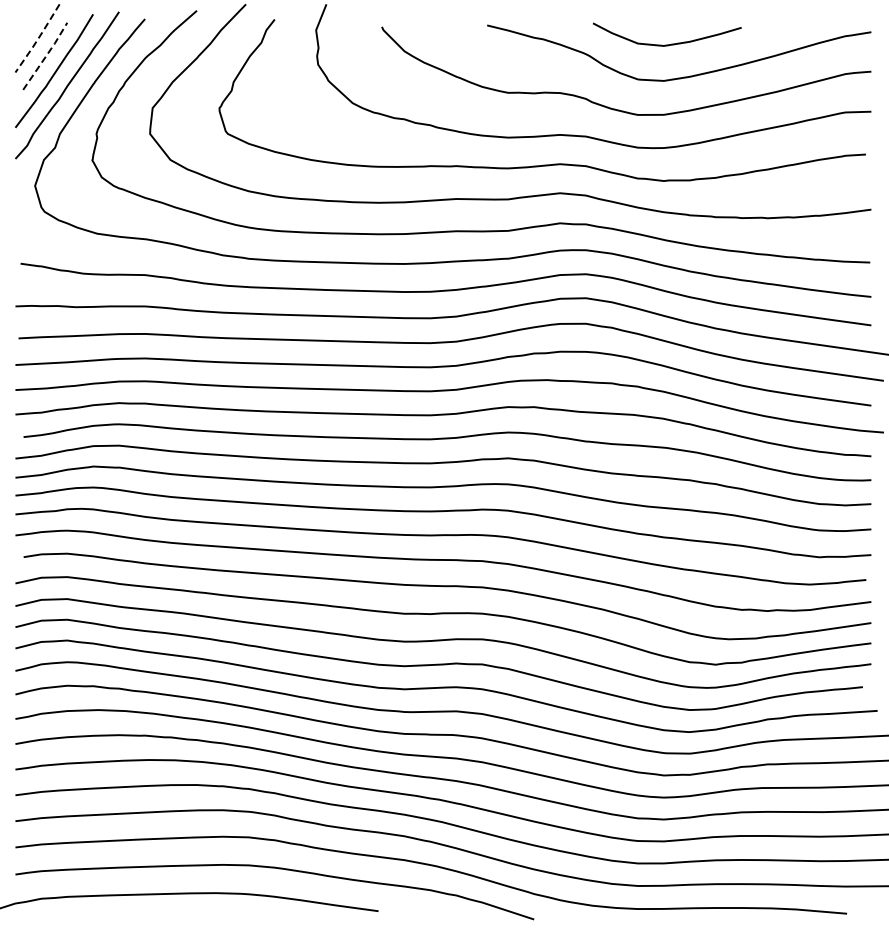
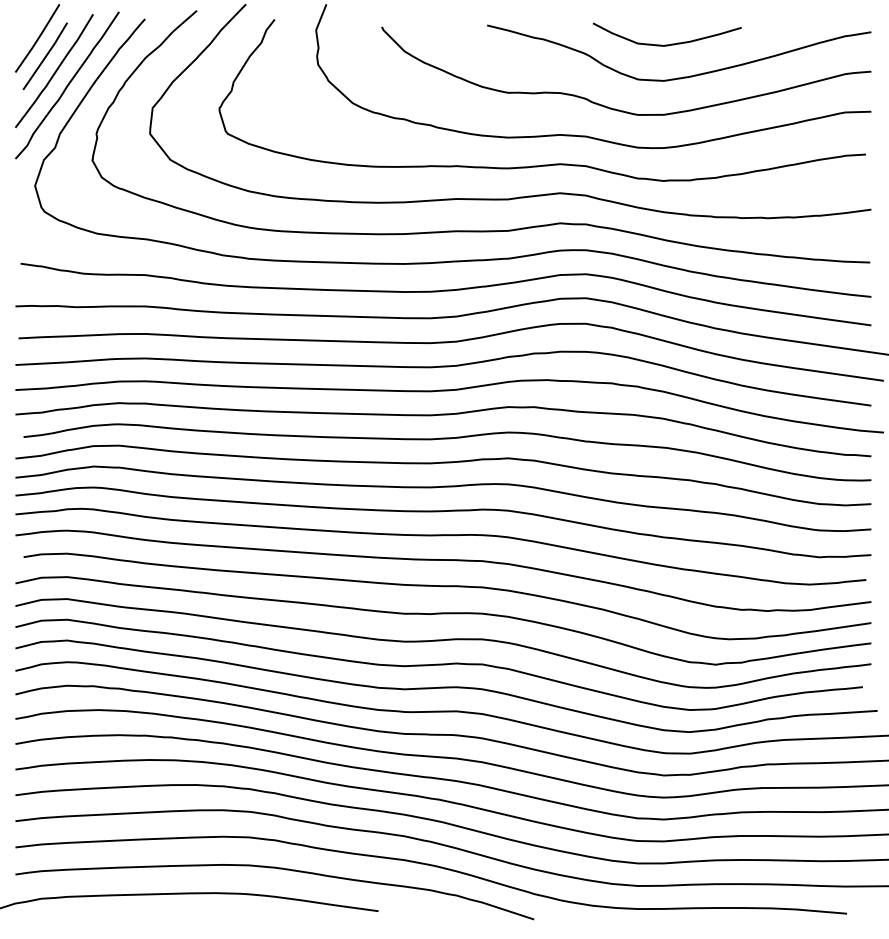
line: dashed -> solid (38, 39)
line: dashed -> solid (46, 56)
